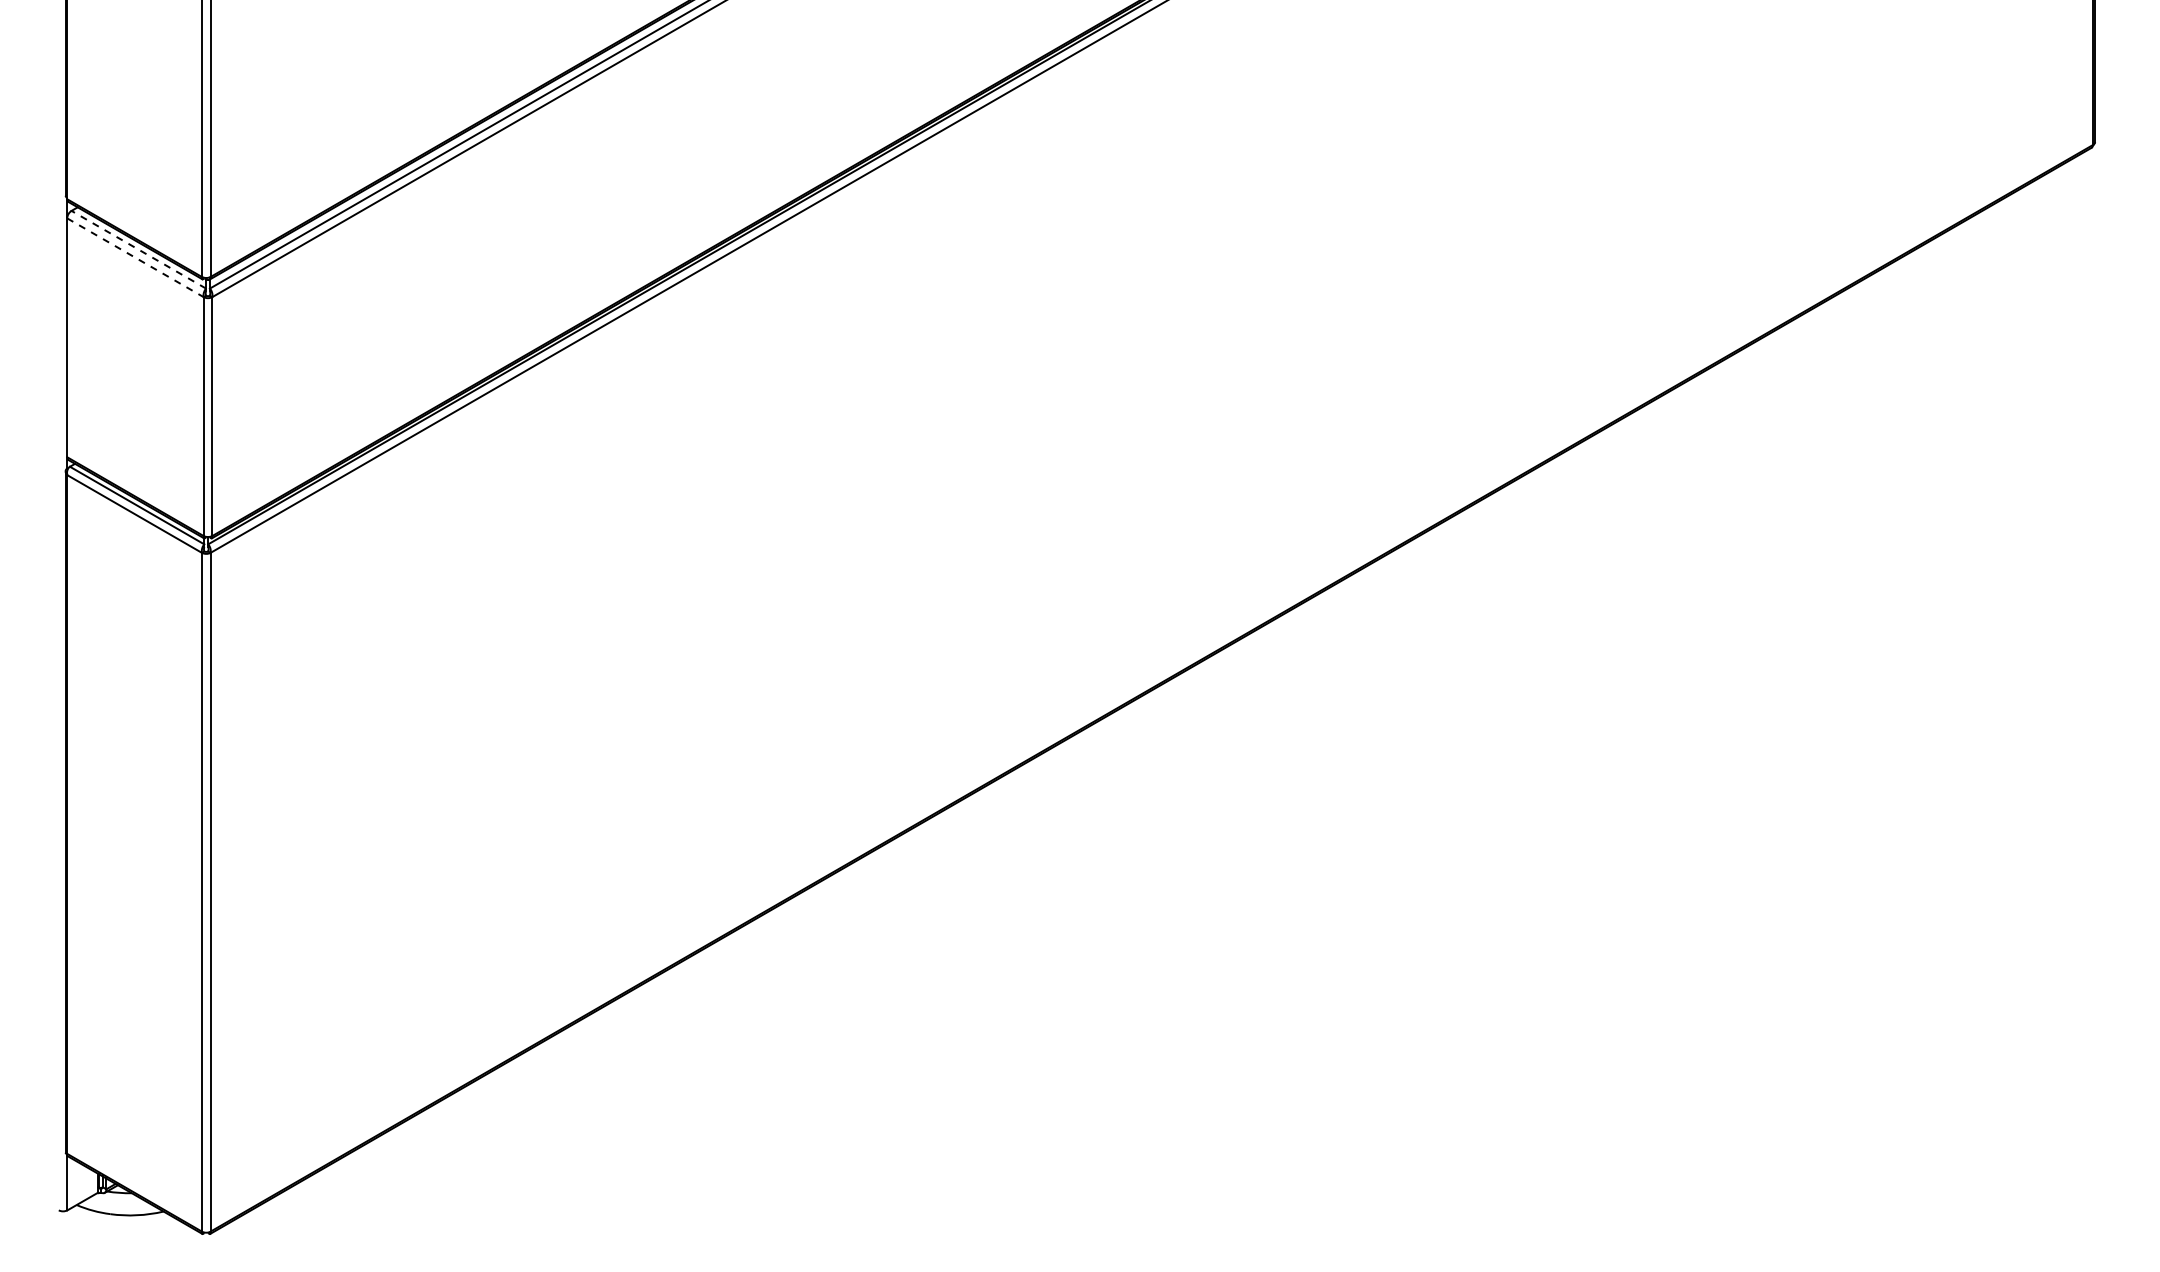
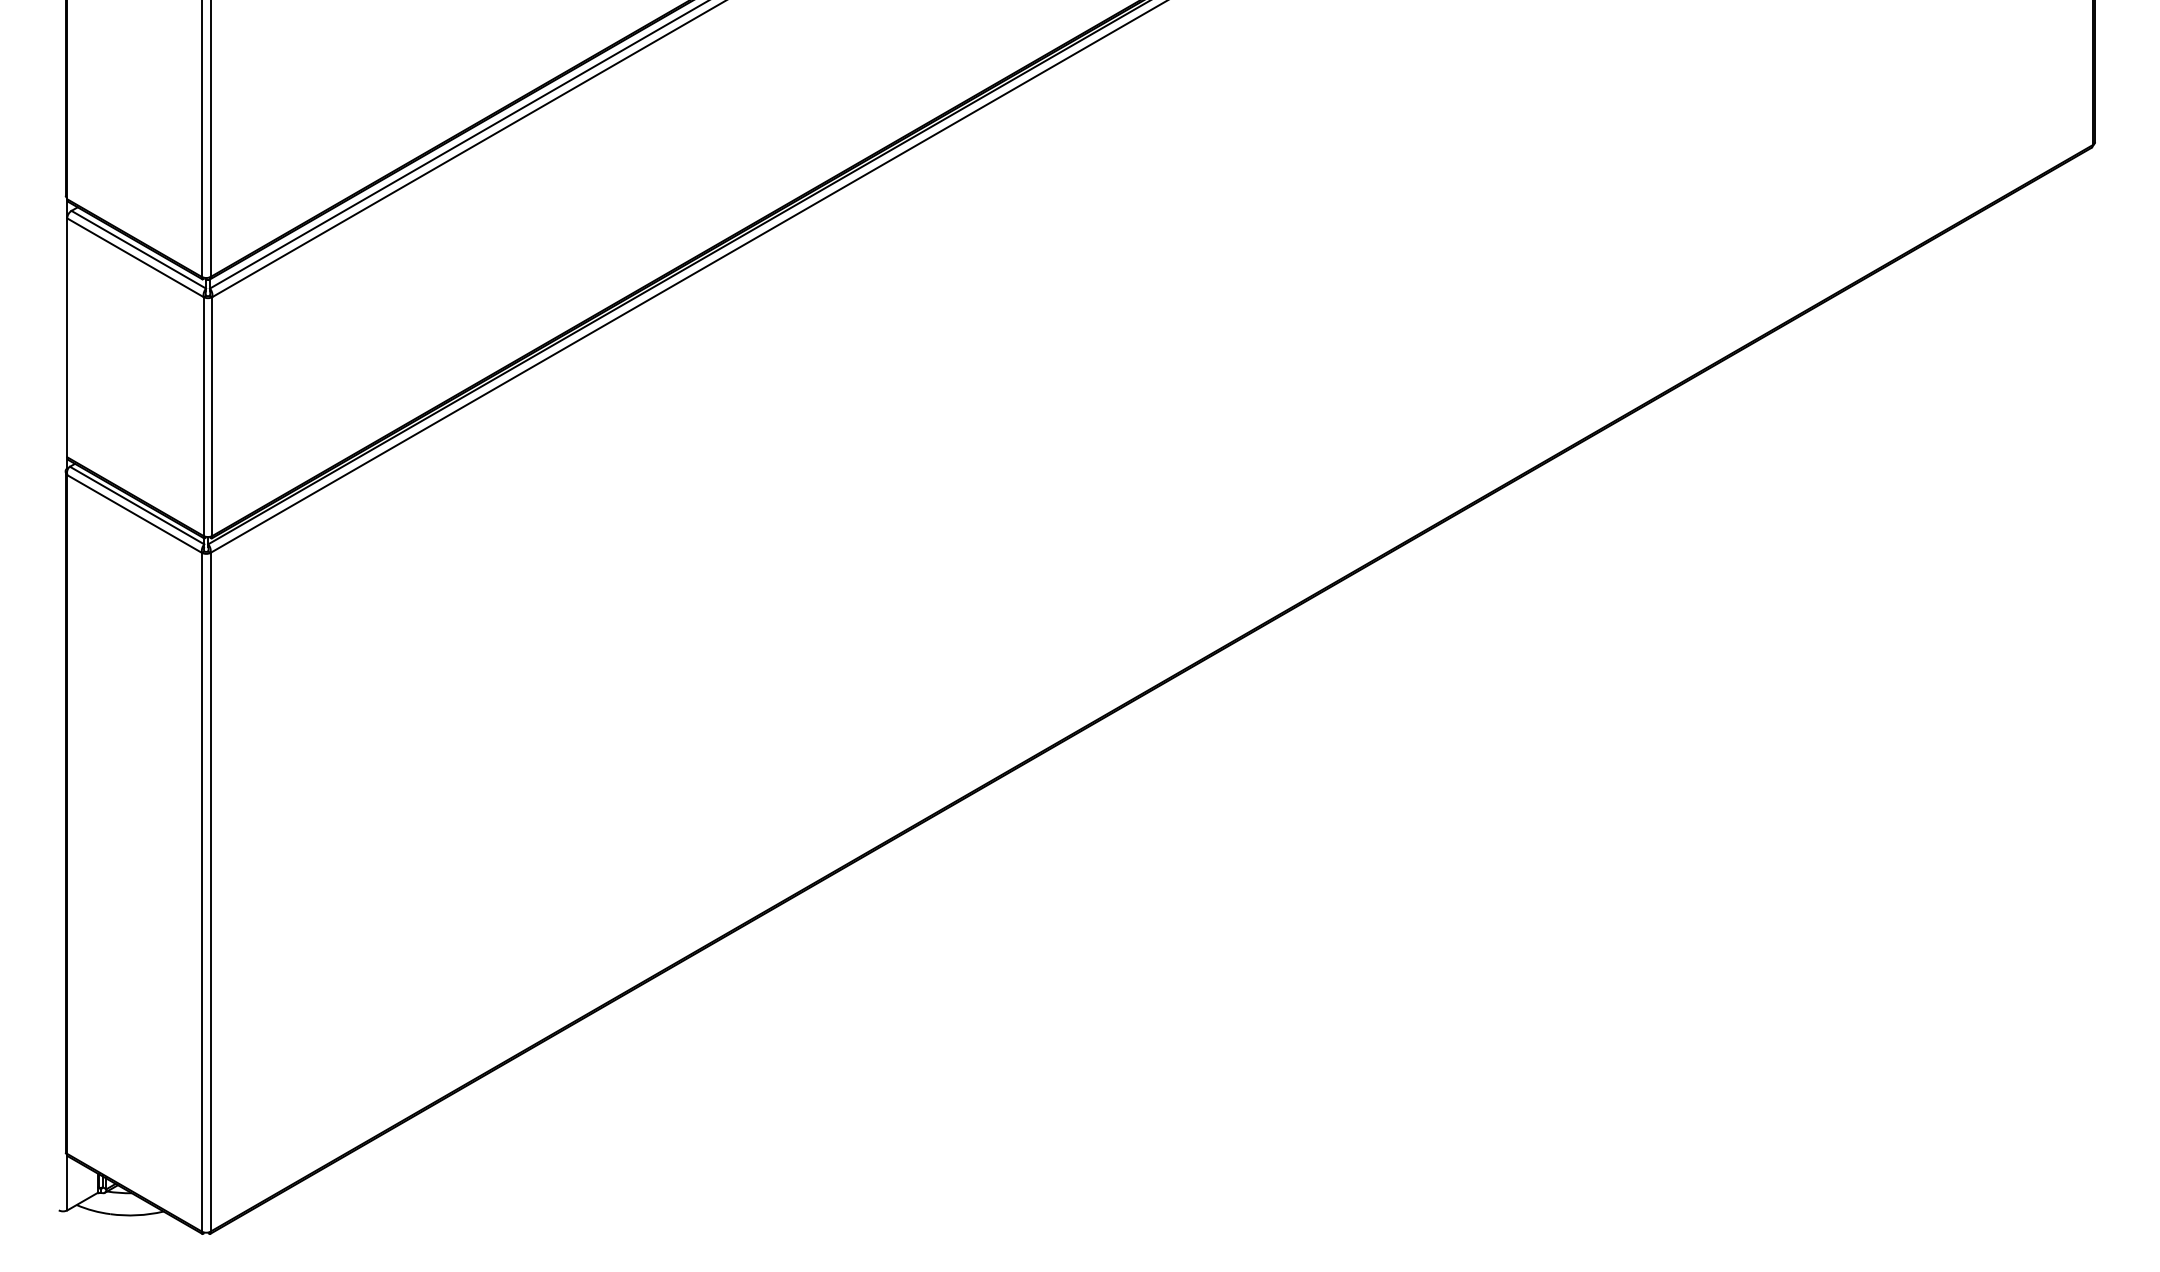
line: dashed -> solid (138, 249)
line: dashed -> solid (135, 257)
